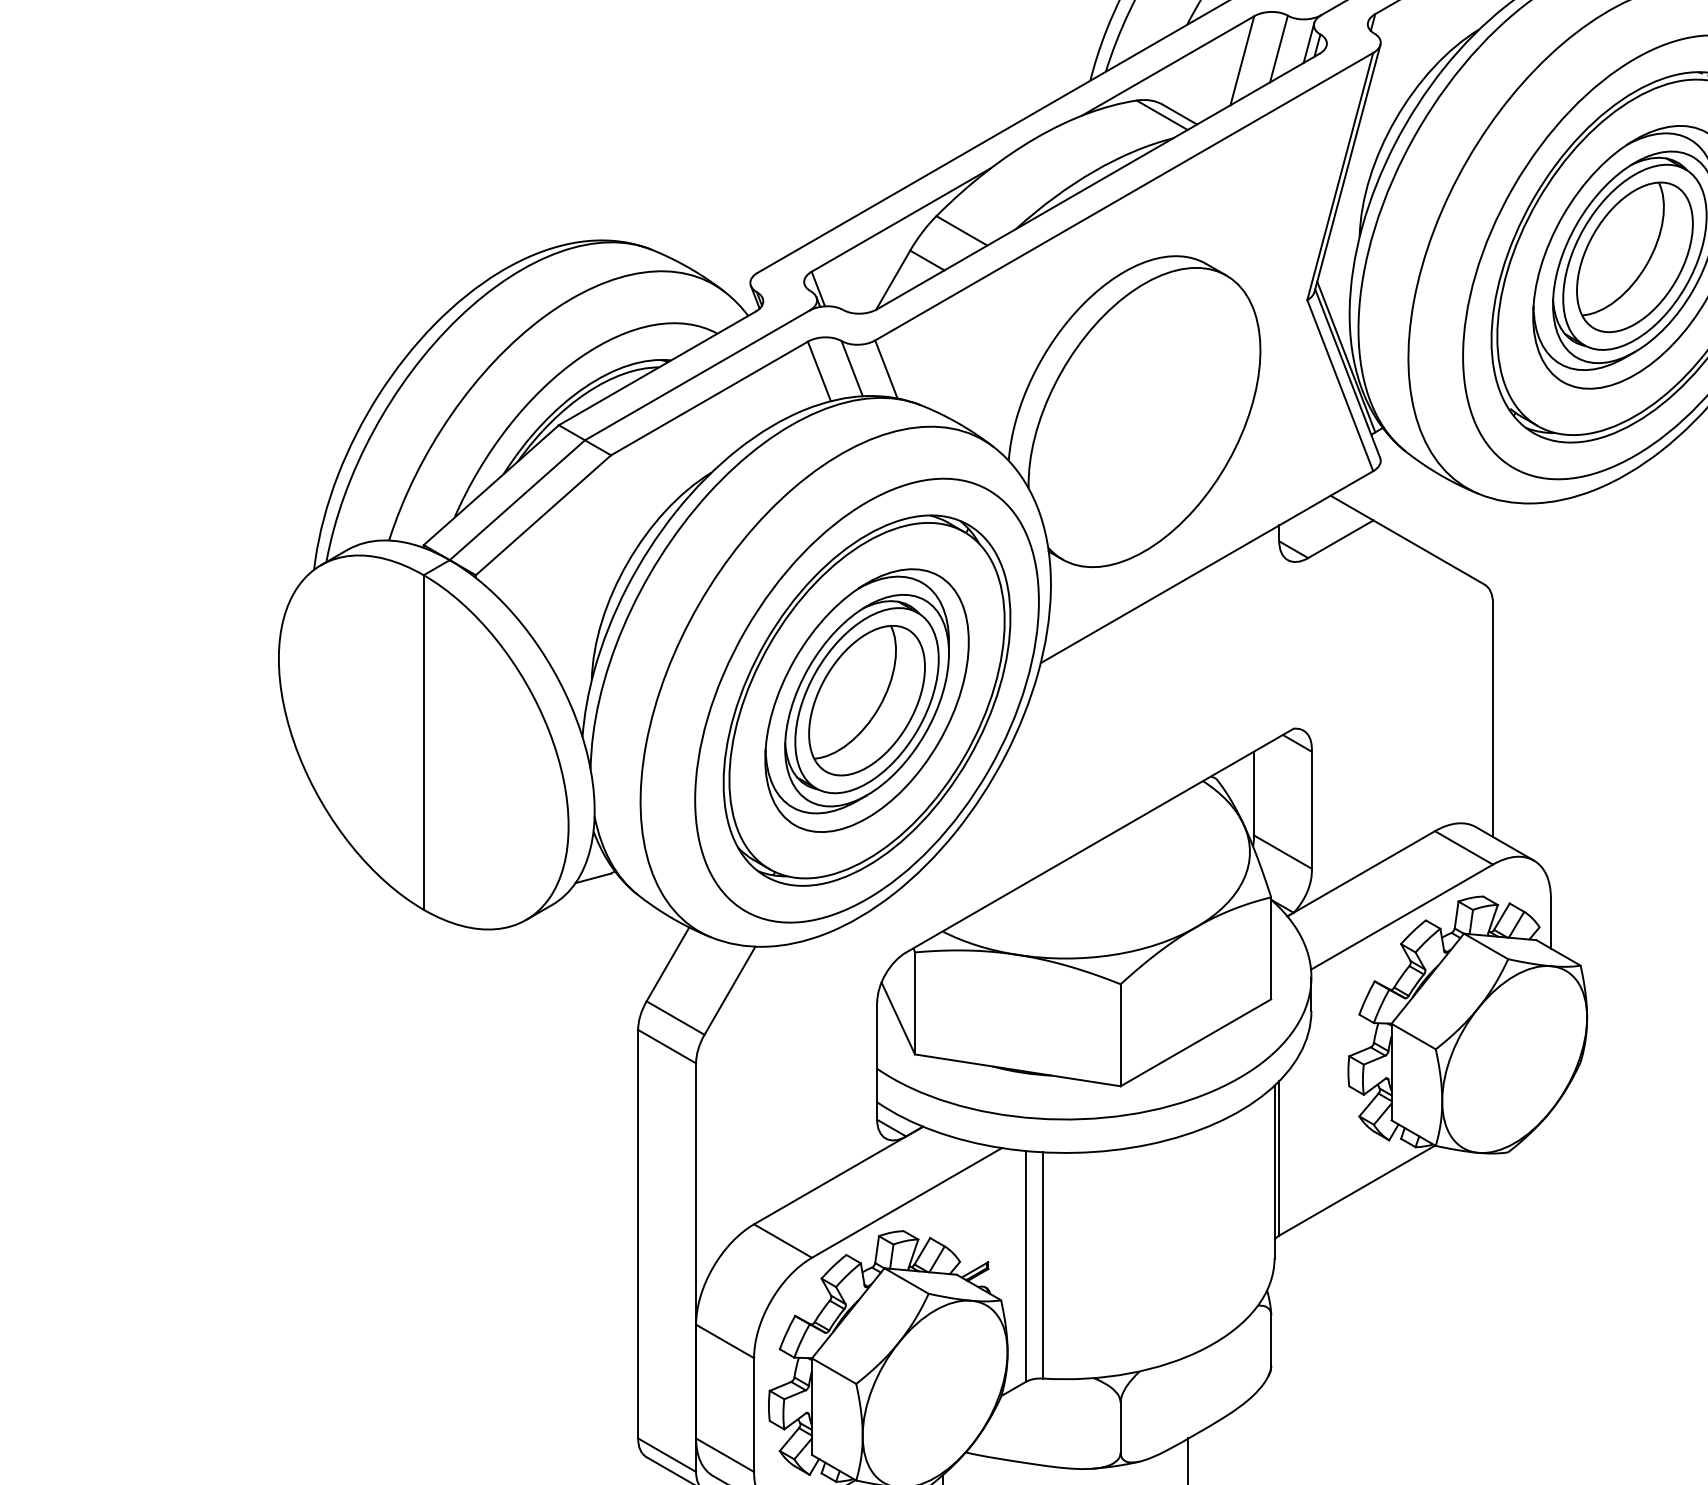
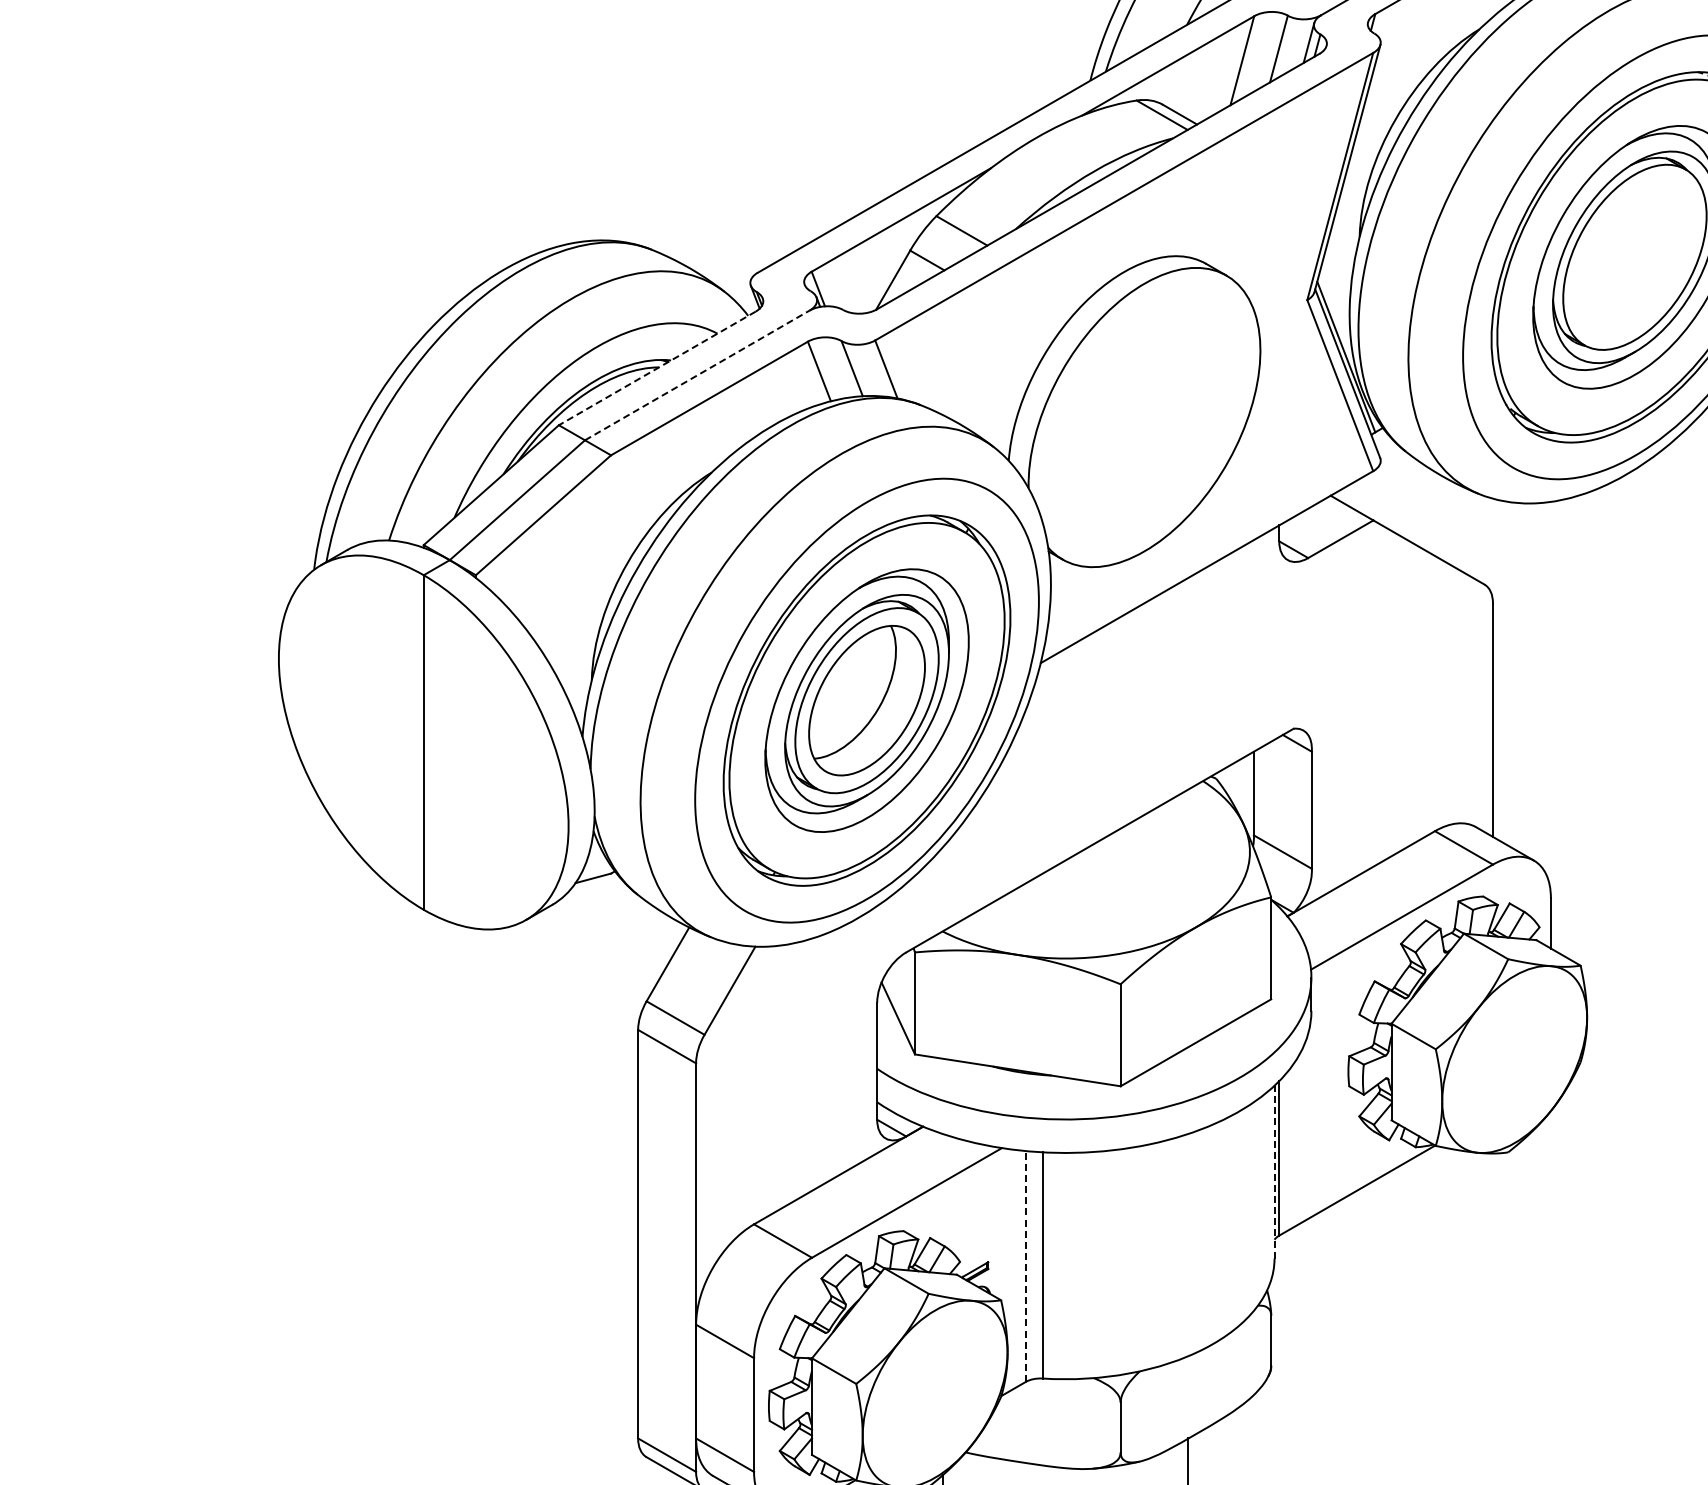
part: present -> none (1634, 257)
line: solid -> dashed (657, 368)
line: solid -> dashed (697, 375)
line: solid -> dashed (1274, 1171)
line: solid -> dashed (1025, 1266)
